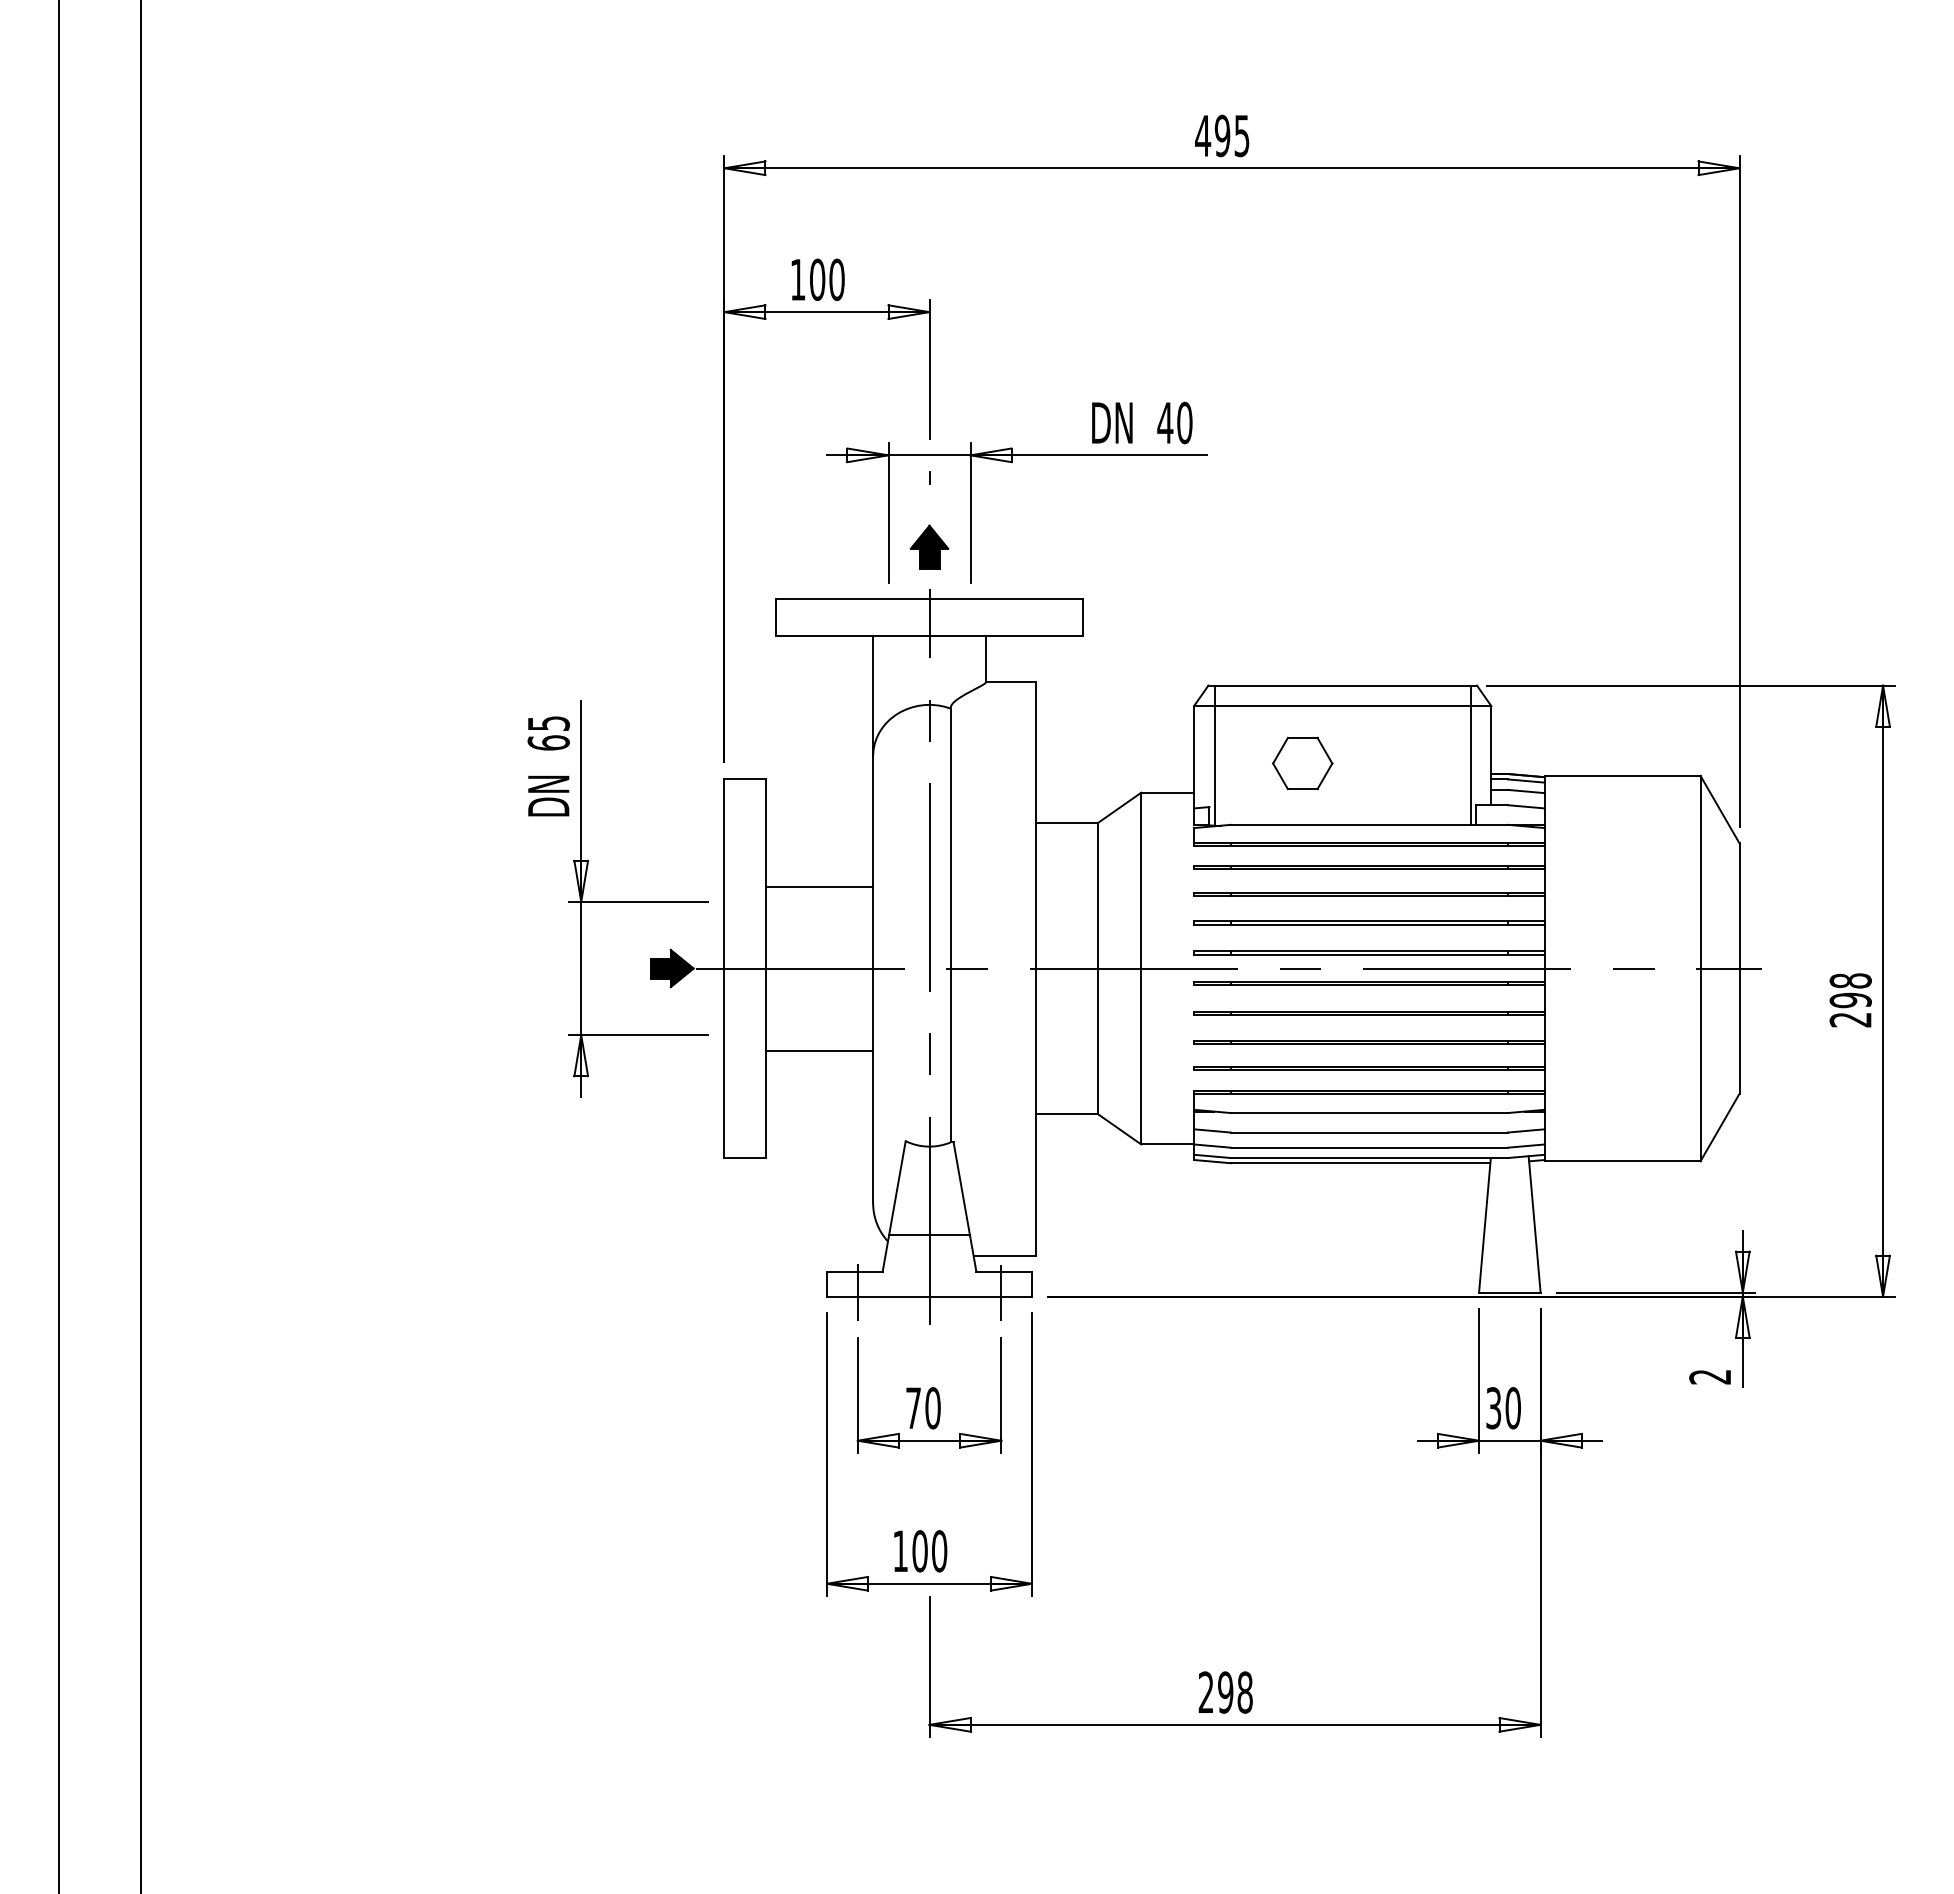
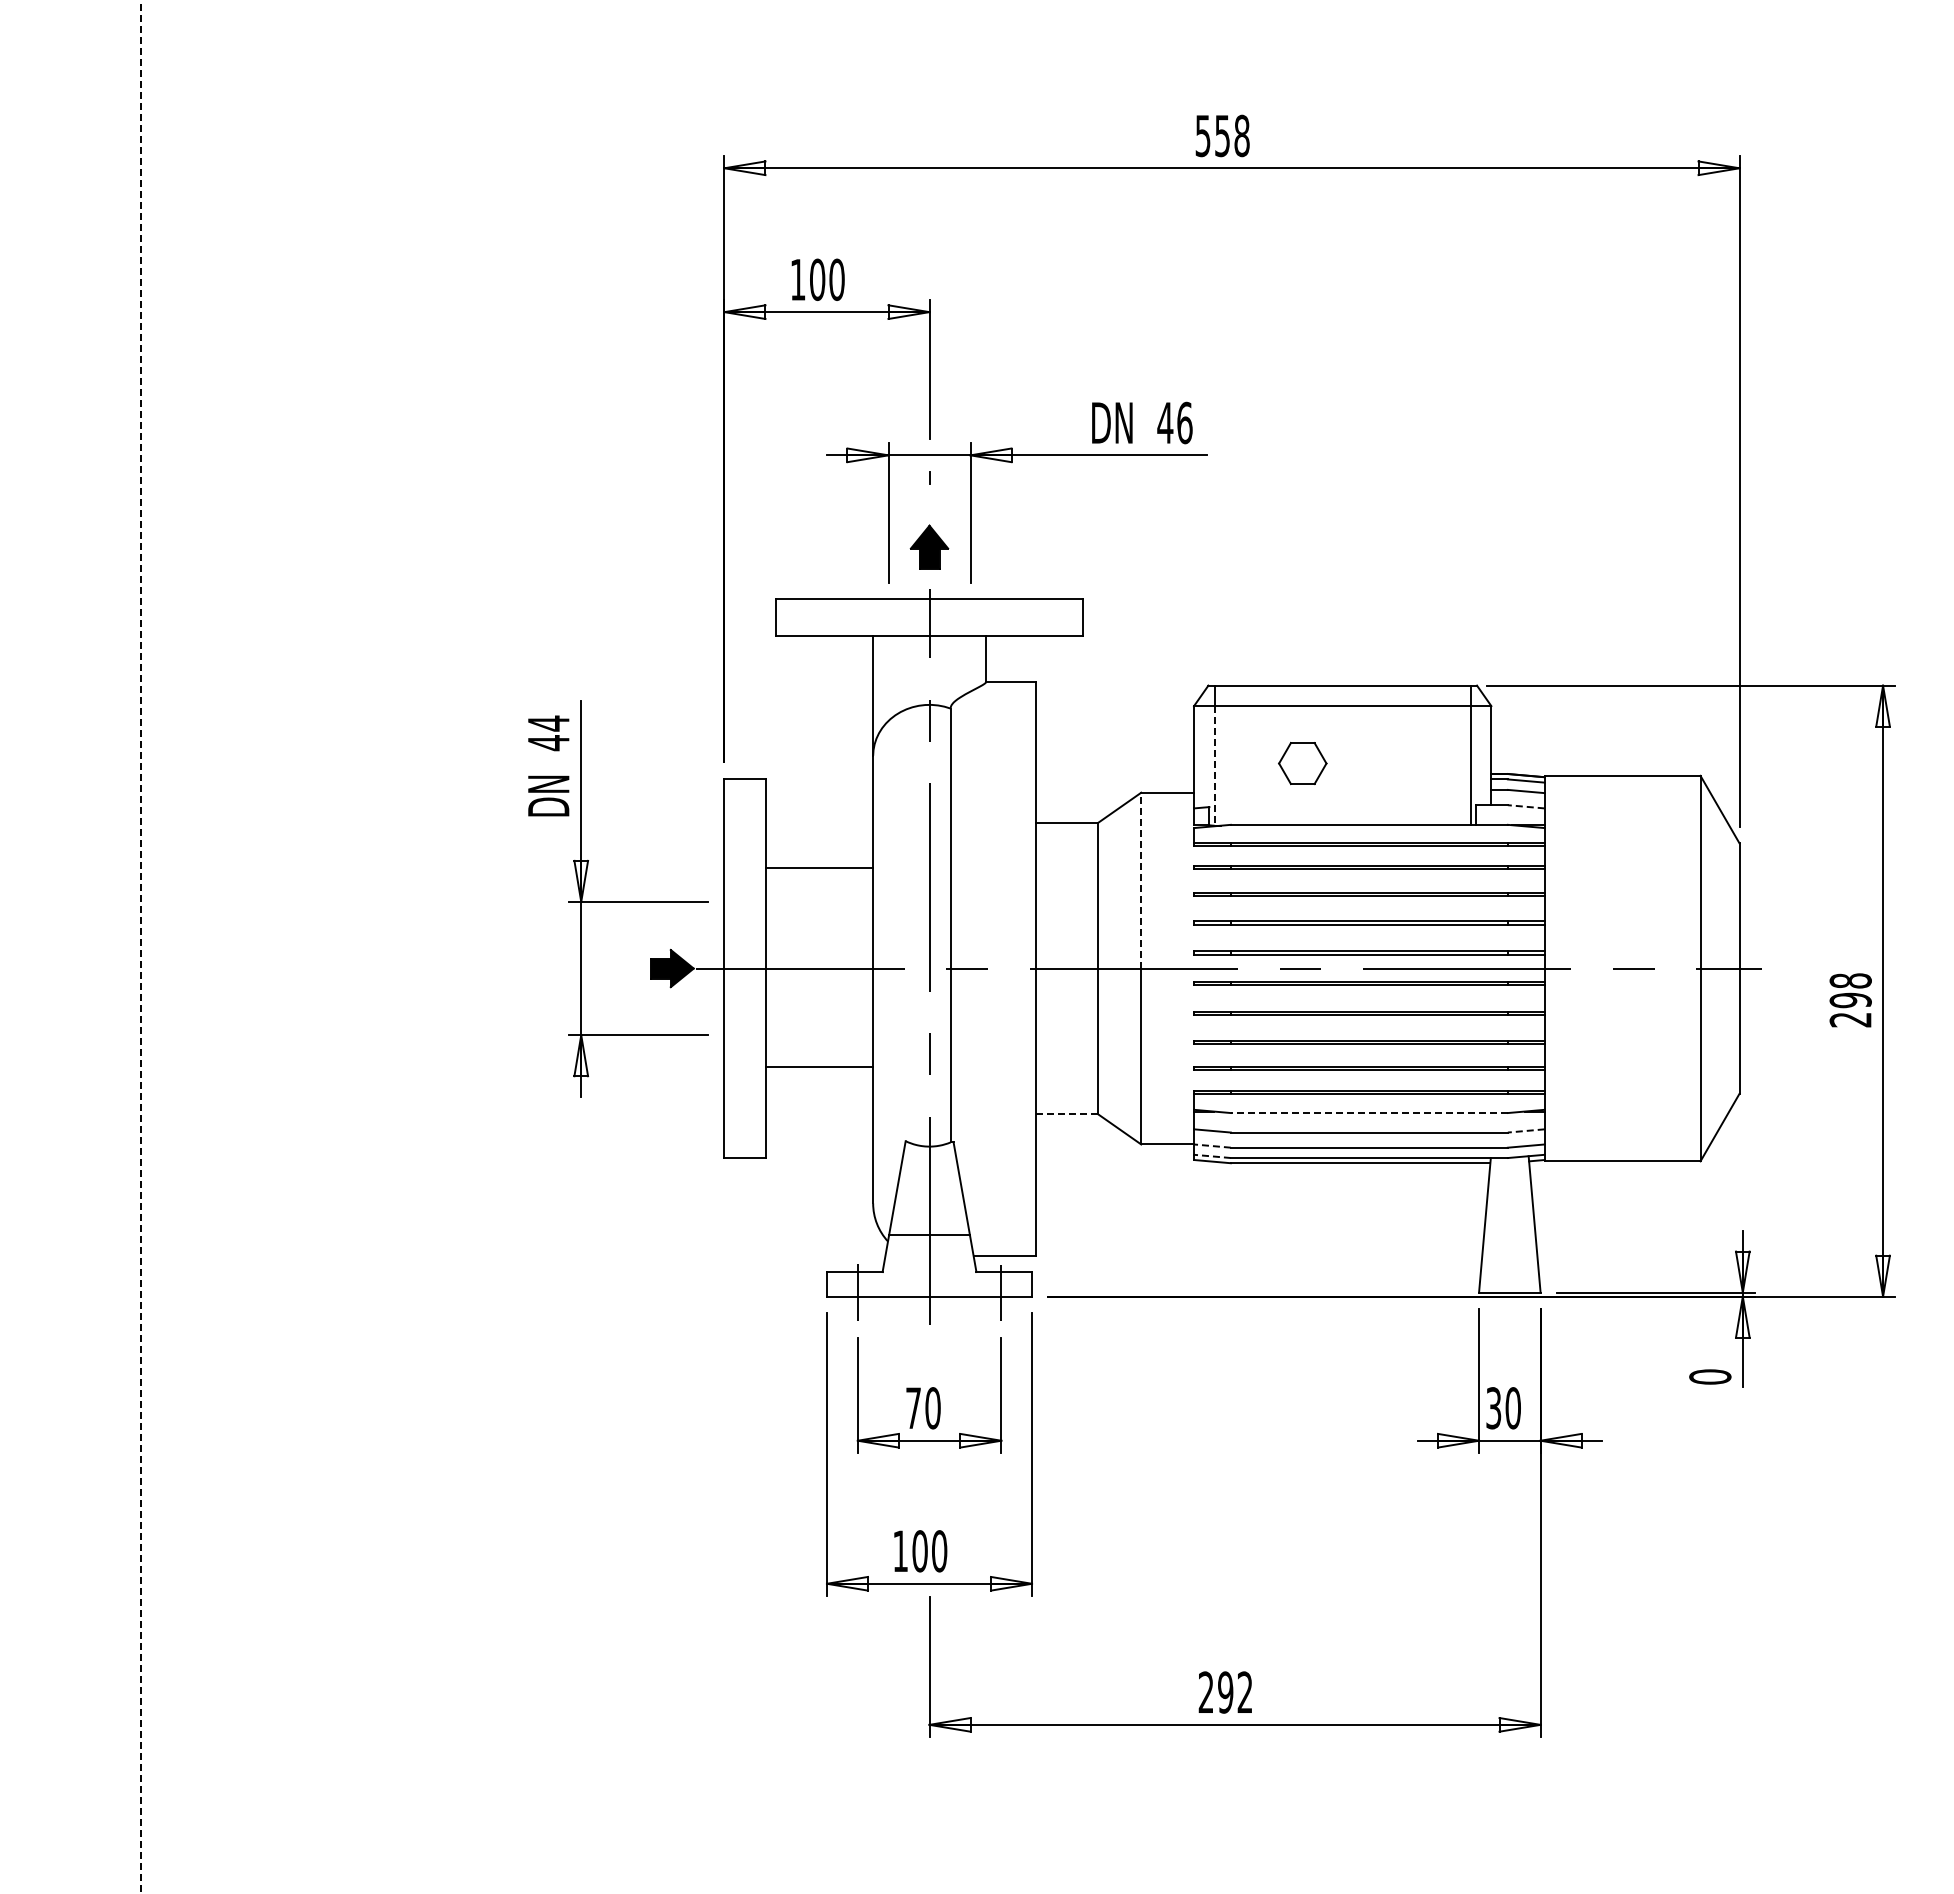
text: 495 -> 558 (1222, 135)
text: 40 -> 46 (1184, 422)
text: 65 -> 44 (548, 733)
part size: 62x55 px -> 50x44 px (1302, 763)
line: solid -> dashed (1214, 765)
line: solid -> dashed (1525, 806)
line: solid -> dashed (1141, 880)
line position: (819, 886) -> (819, 867) (819, 867)
line: present -> none (58, 946)
line: solid -> dashed (140, 947)
line position: (819, 1050) -> (819, 1066) (819, 1066)
line: solid -> dashed (1368, 1113)
line: solid -> dashed (1067, 1114)
line: solid -> dashed (1525, 1130)
line: solid -> dashed (1211, 1146)
line: solid -> dashed (1211, 1156)
text: 2 -> 0 (1710, 1376)
text: 298 -> 292 (1244, 1692)
